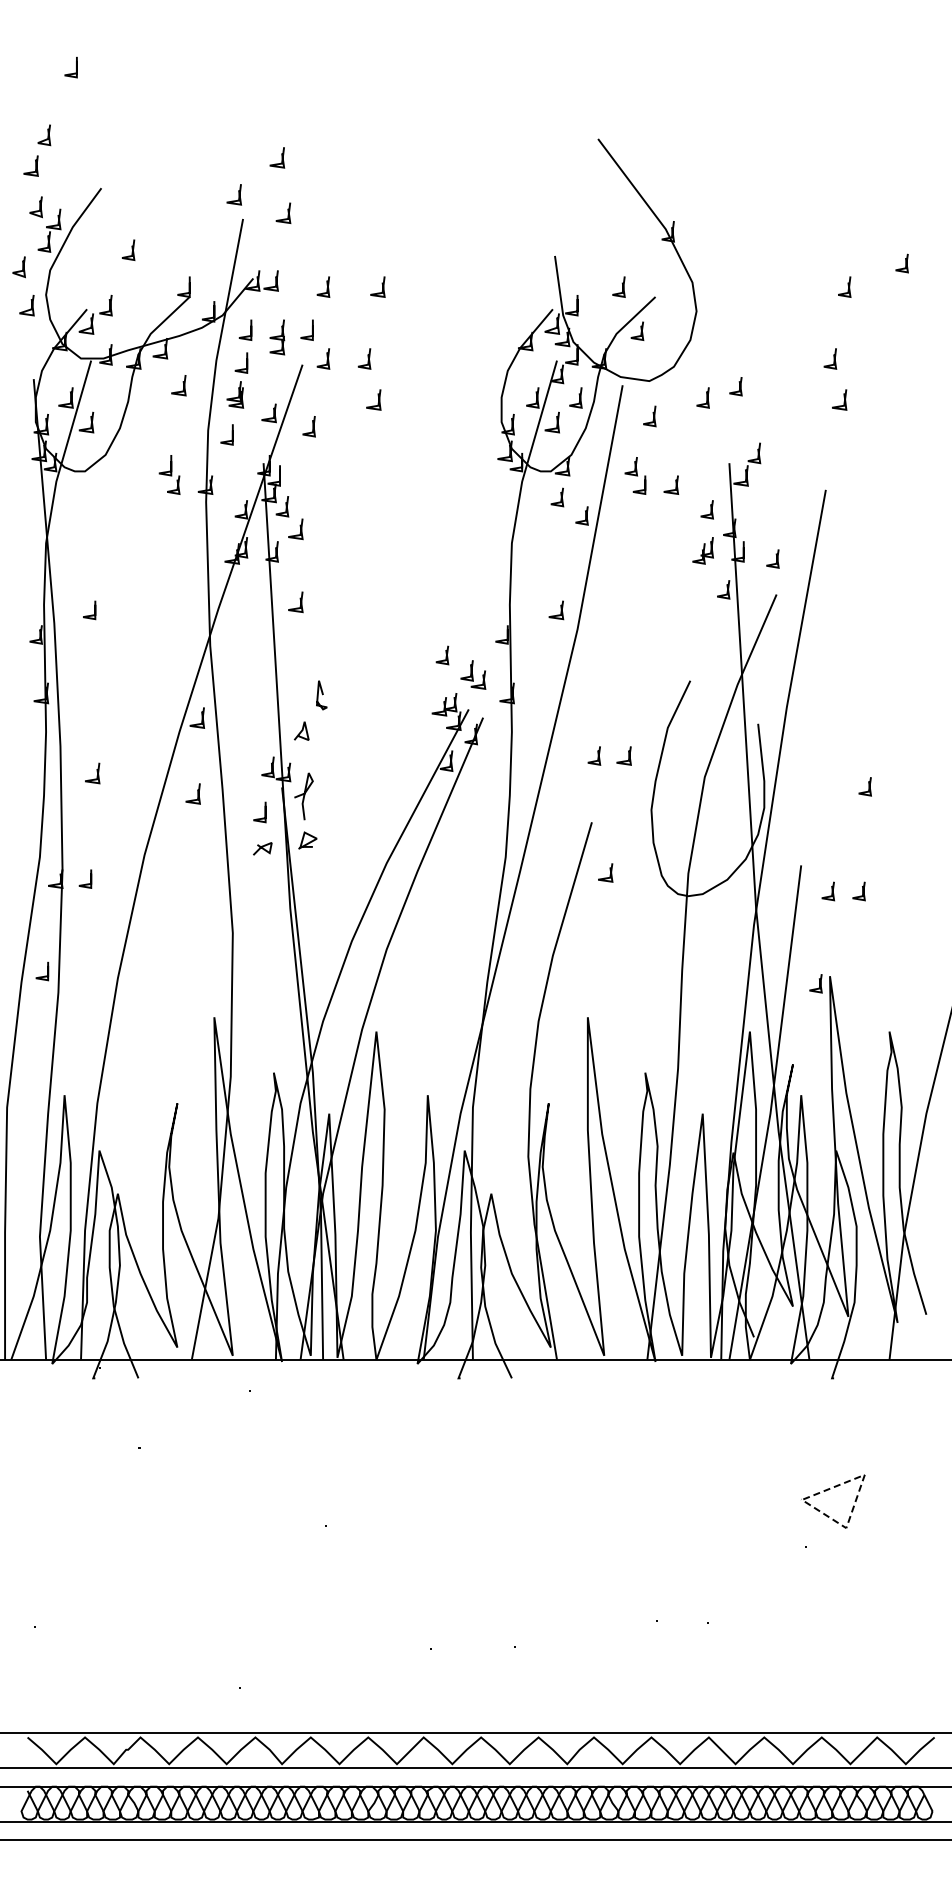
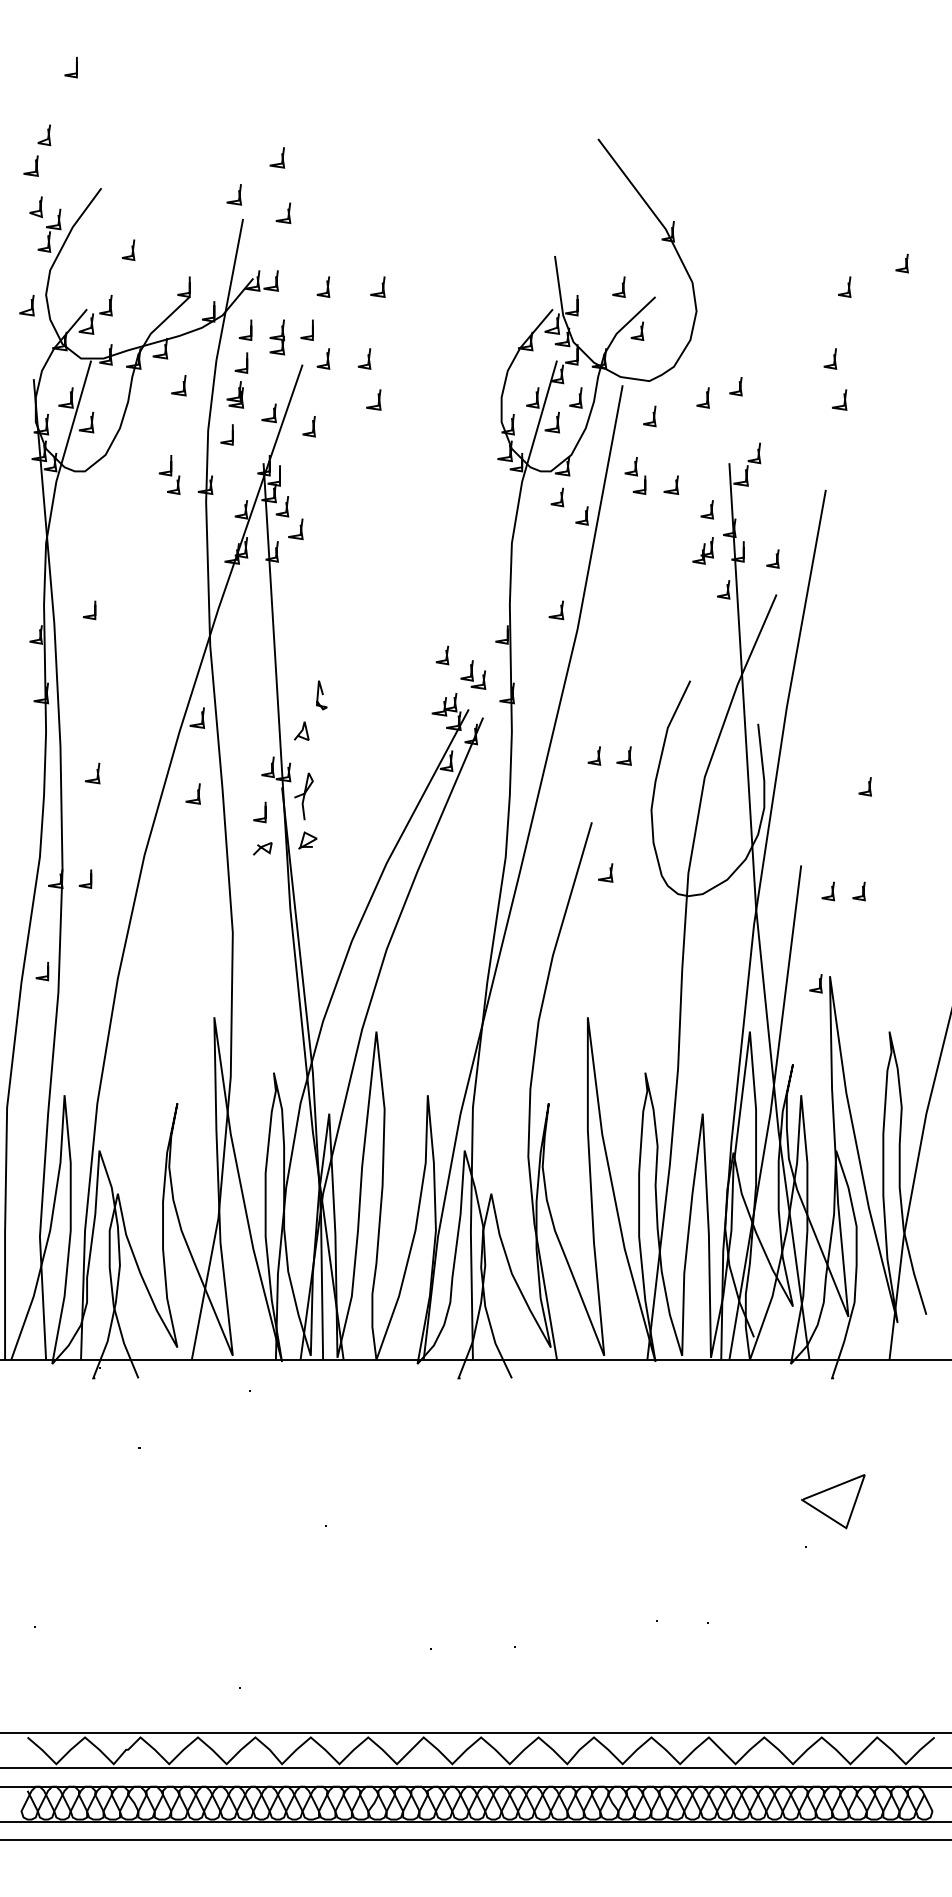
line: present -> none (18, 270)
line: present -> none (299, 599)
line: dashed -> solid (857, 1495)
